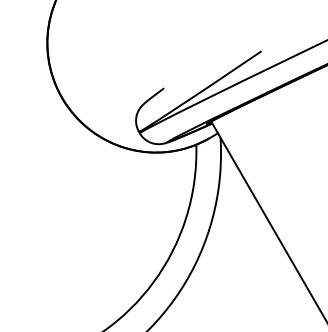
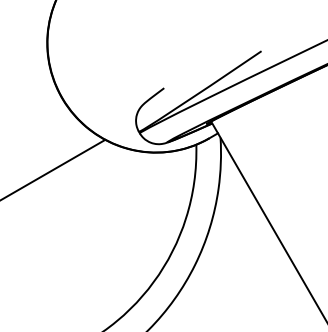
line: none -> present (53, 169)
